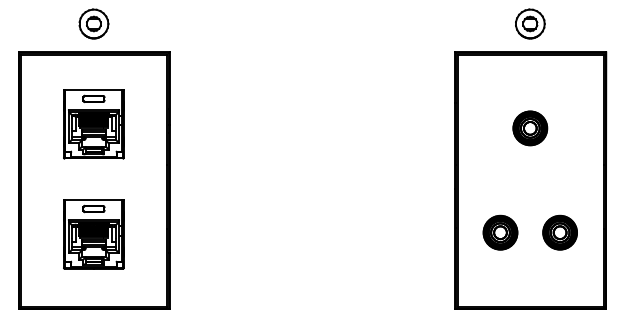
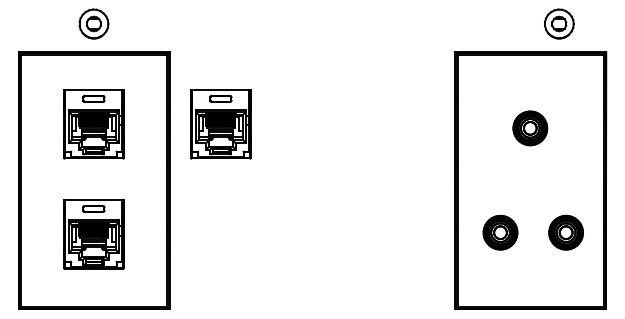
part position: (530, 23) -> (559, 23) (559, 23)
part: none -> present (220, 124)
part position: (559, 232) -> (565, 232) (565, 232)
